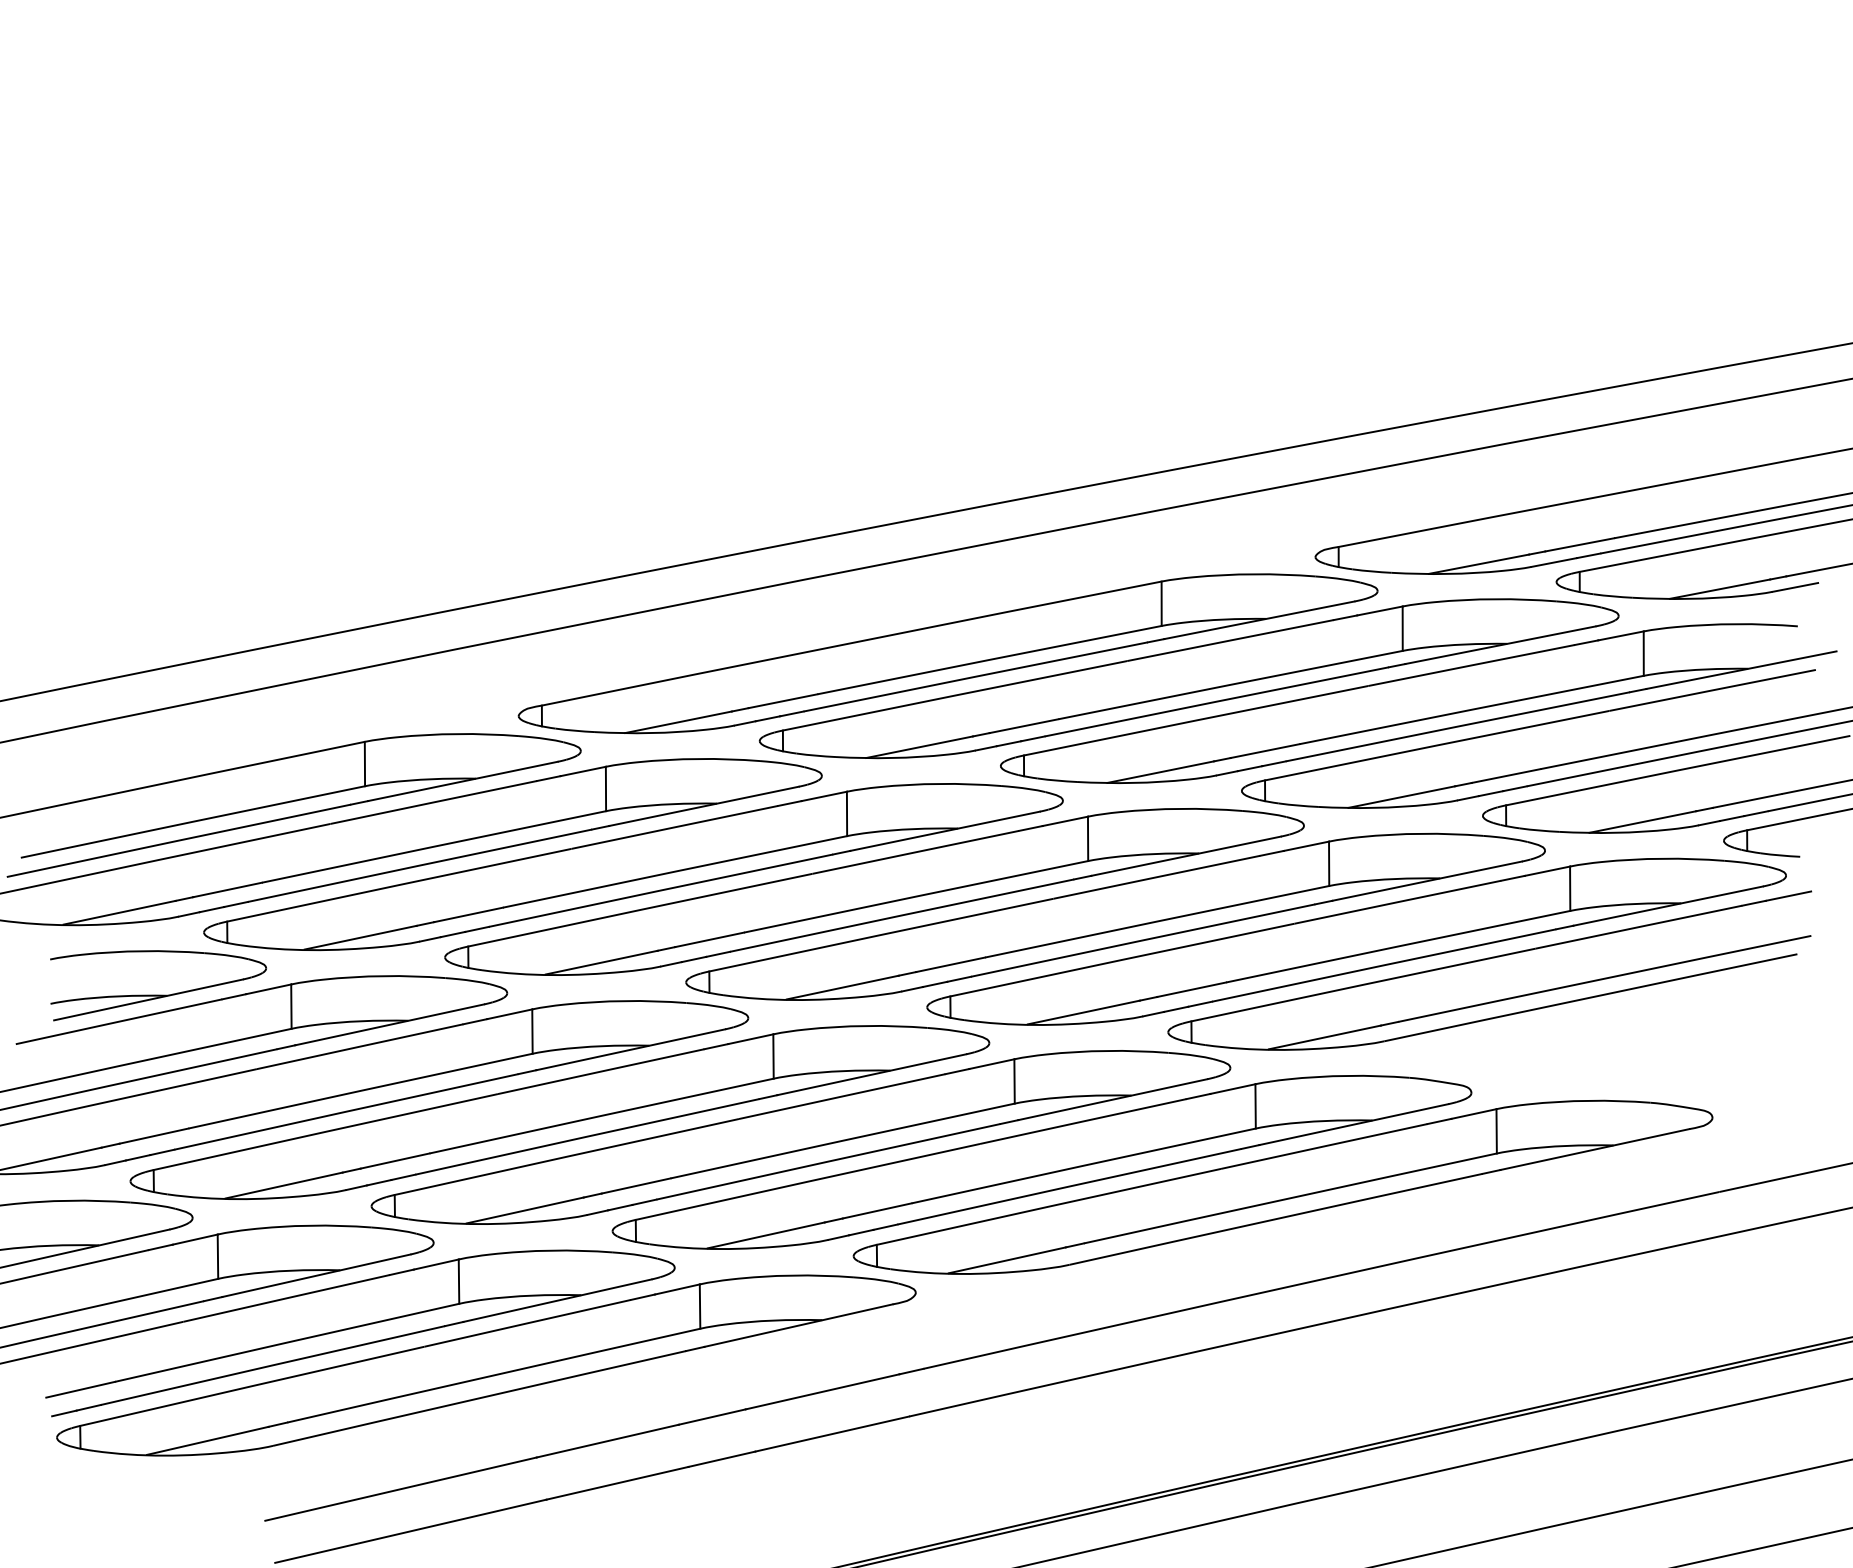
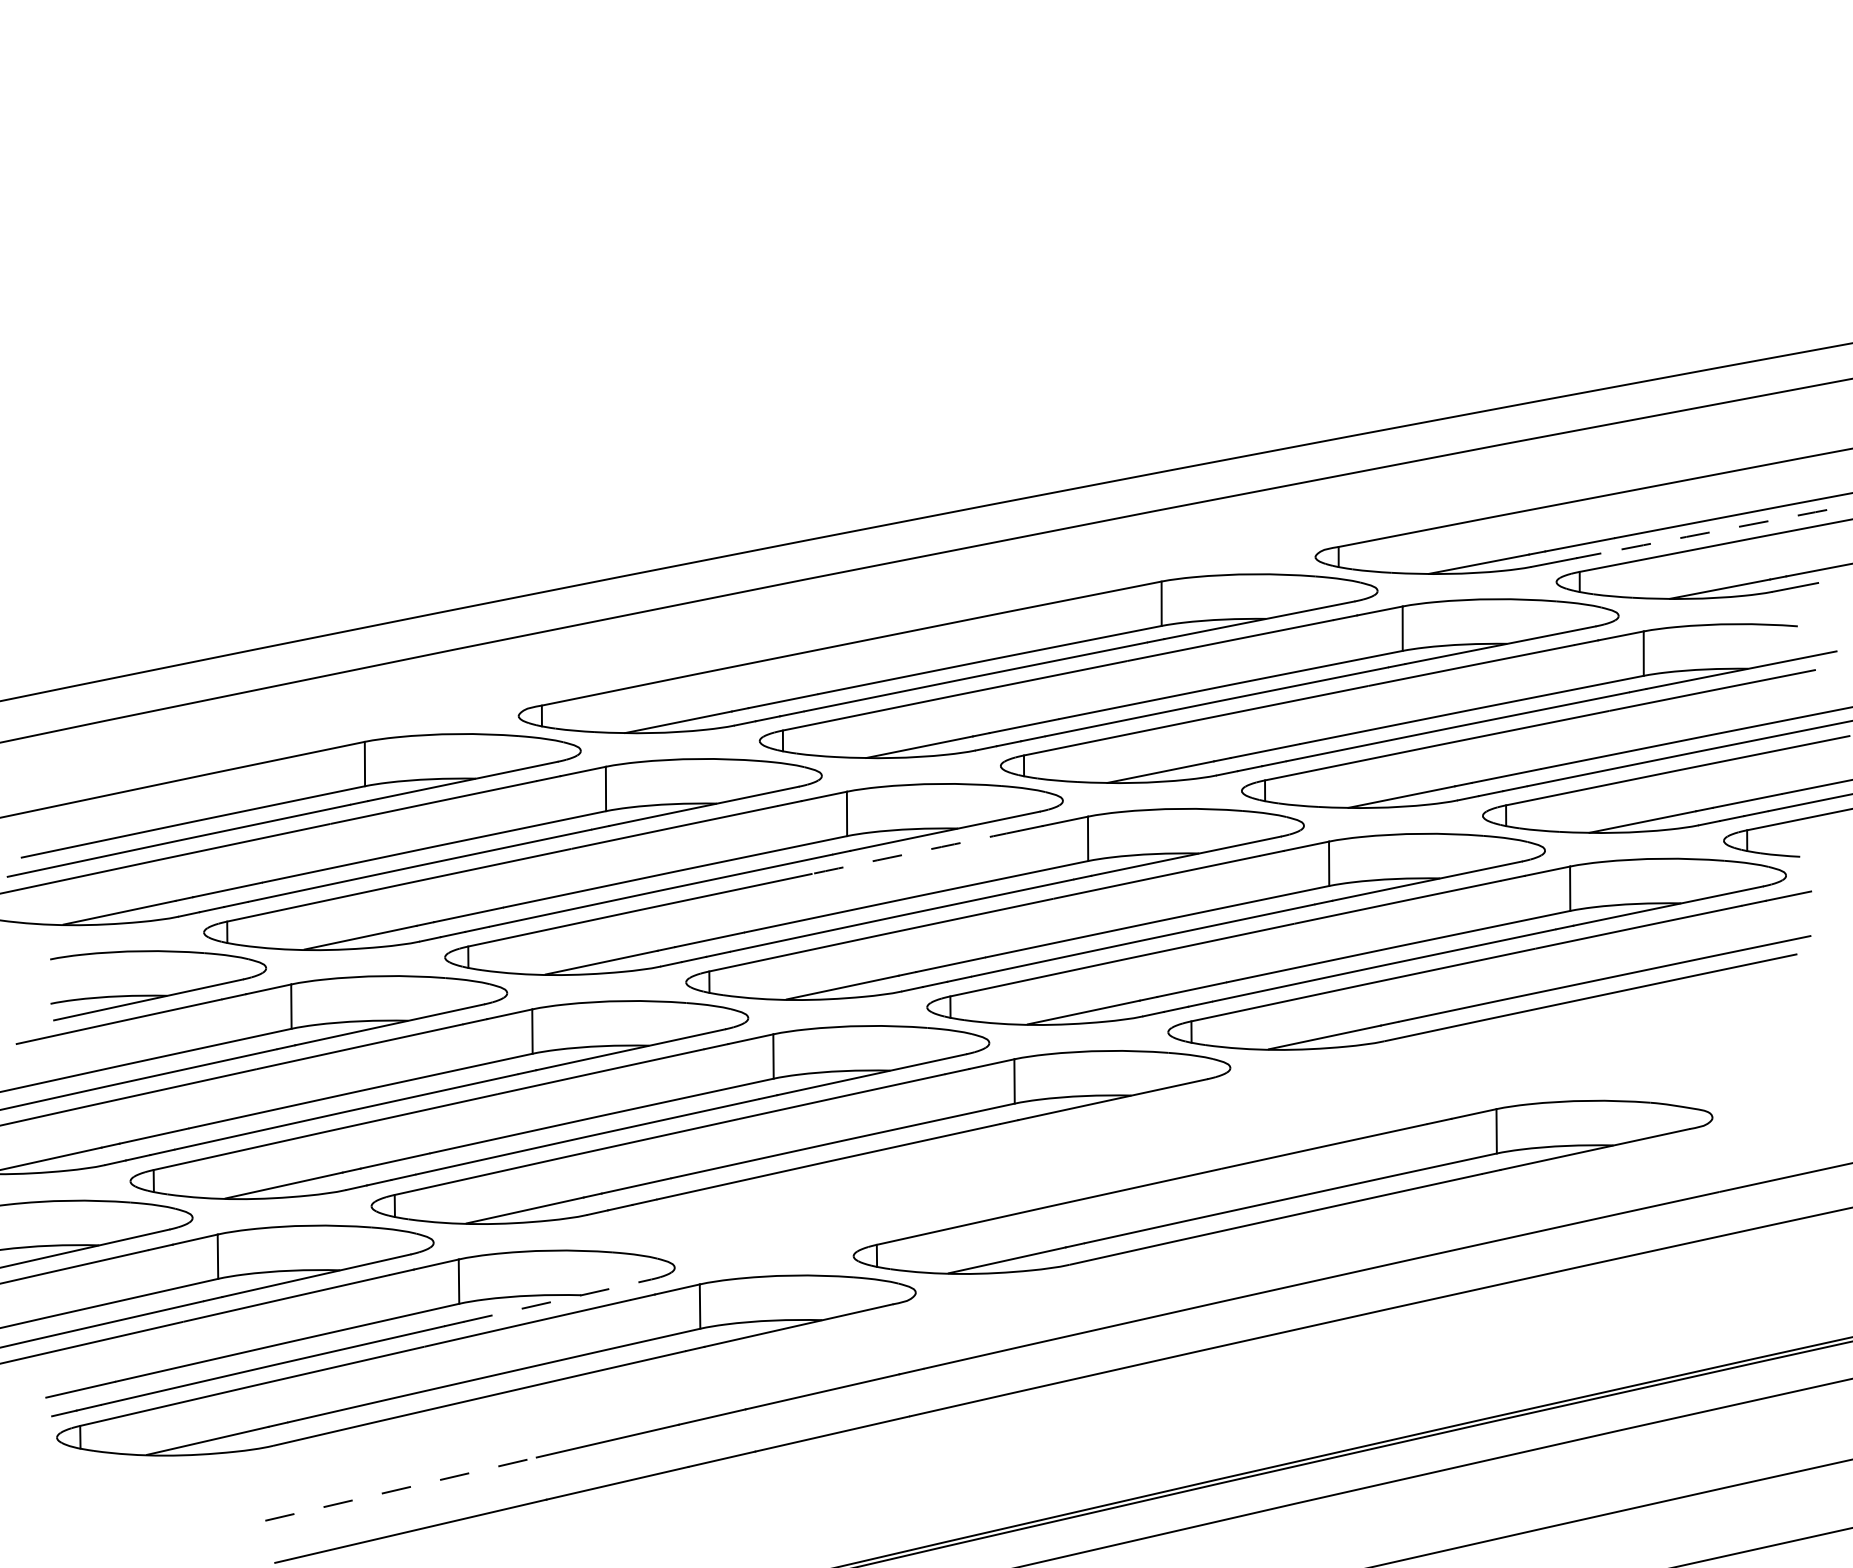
arc: solid -> dashed (1726, 529)
arc: solid -> dashed (915, 852)
part: present -> none (1041, 1161)
line: solid -> dashed (557, 1300)
line: solid -> dashed (401, 1489)
